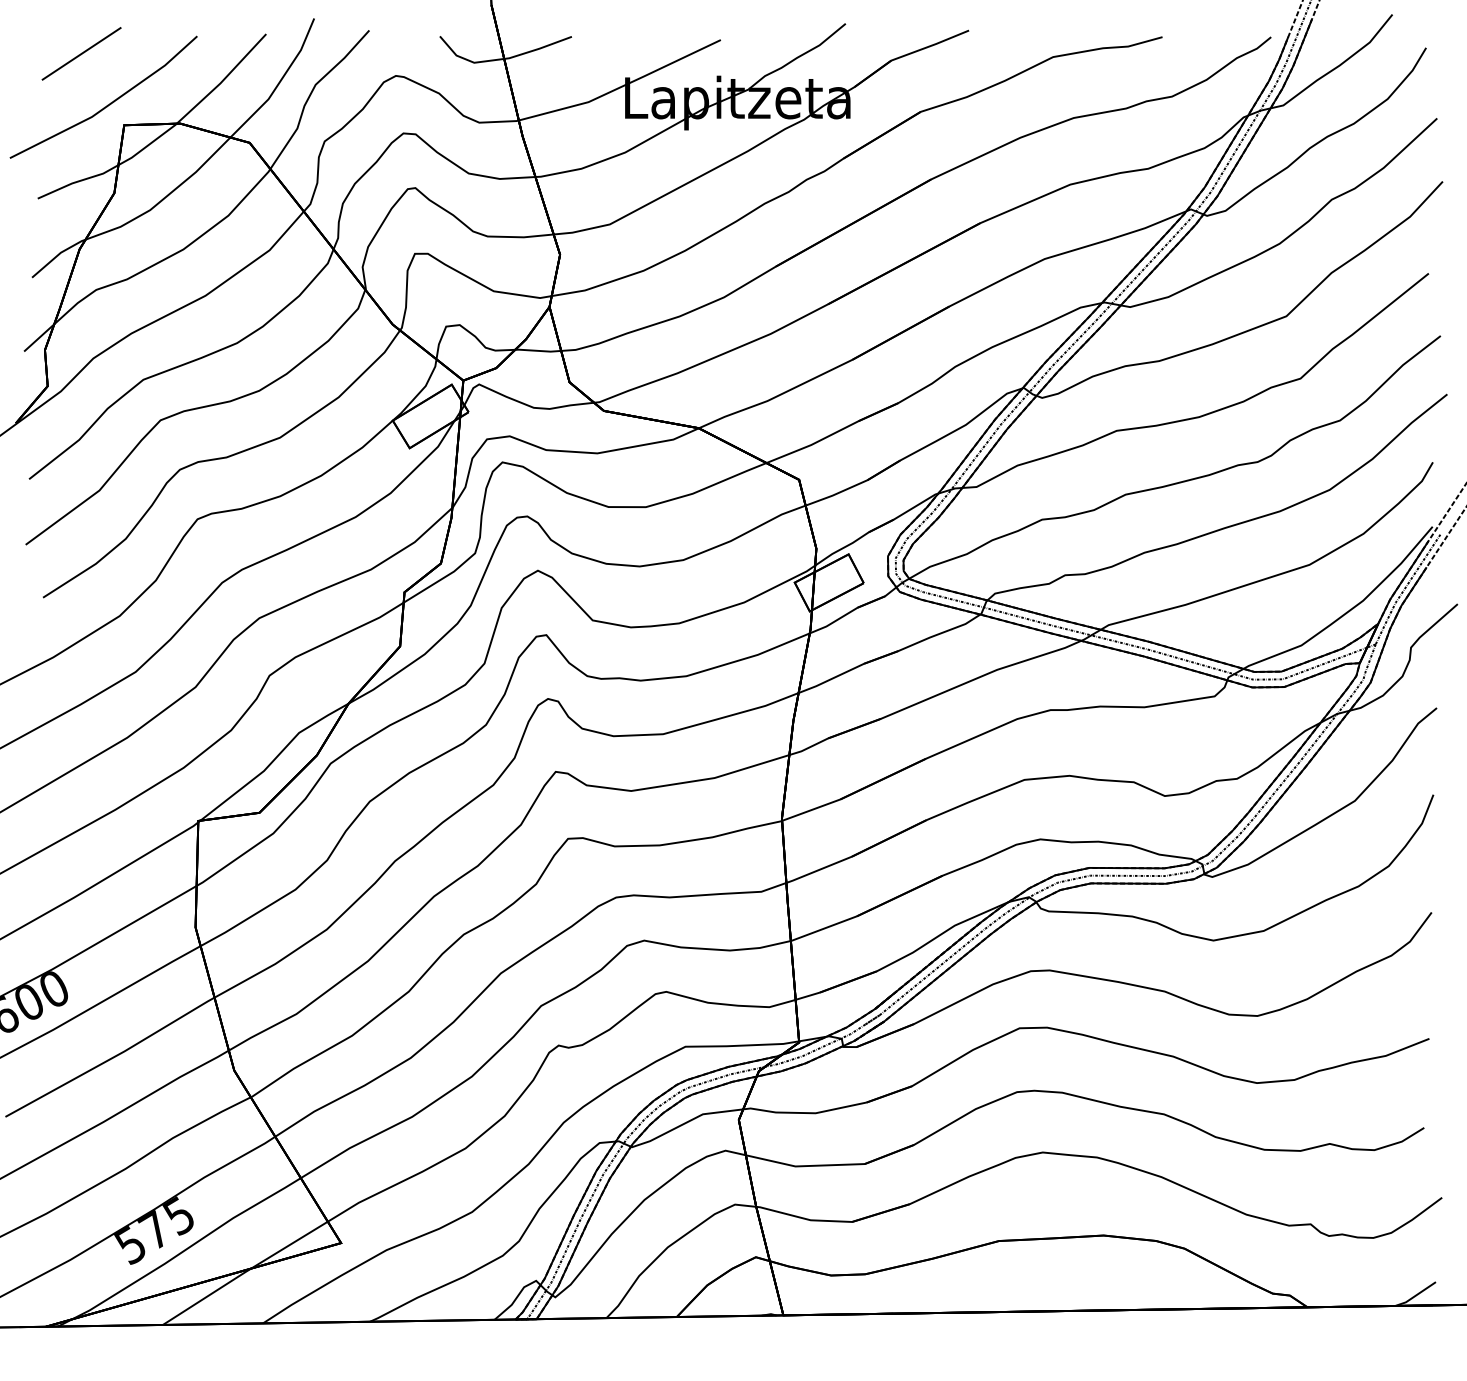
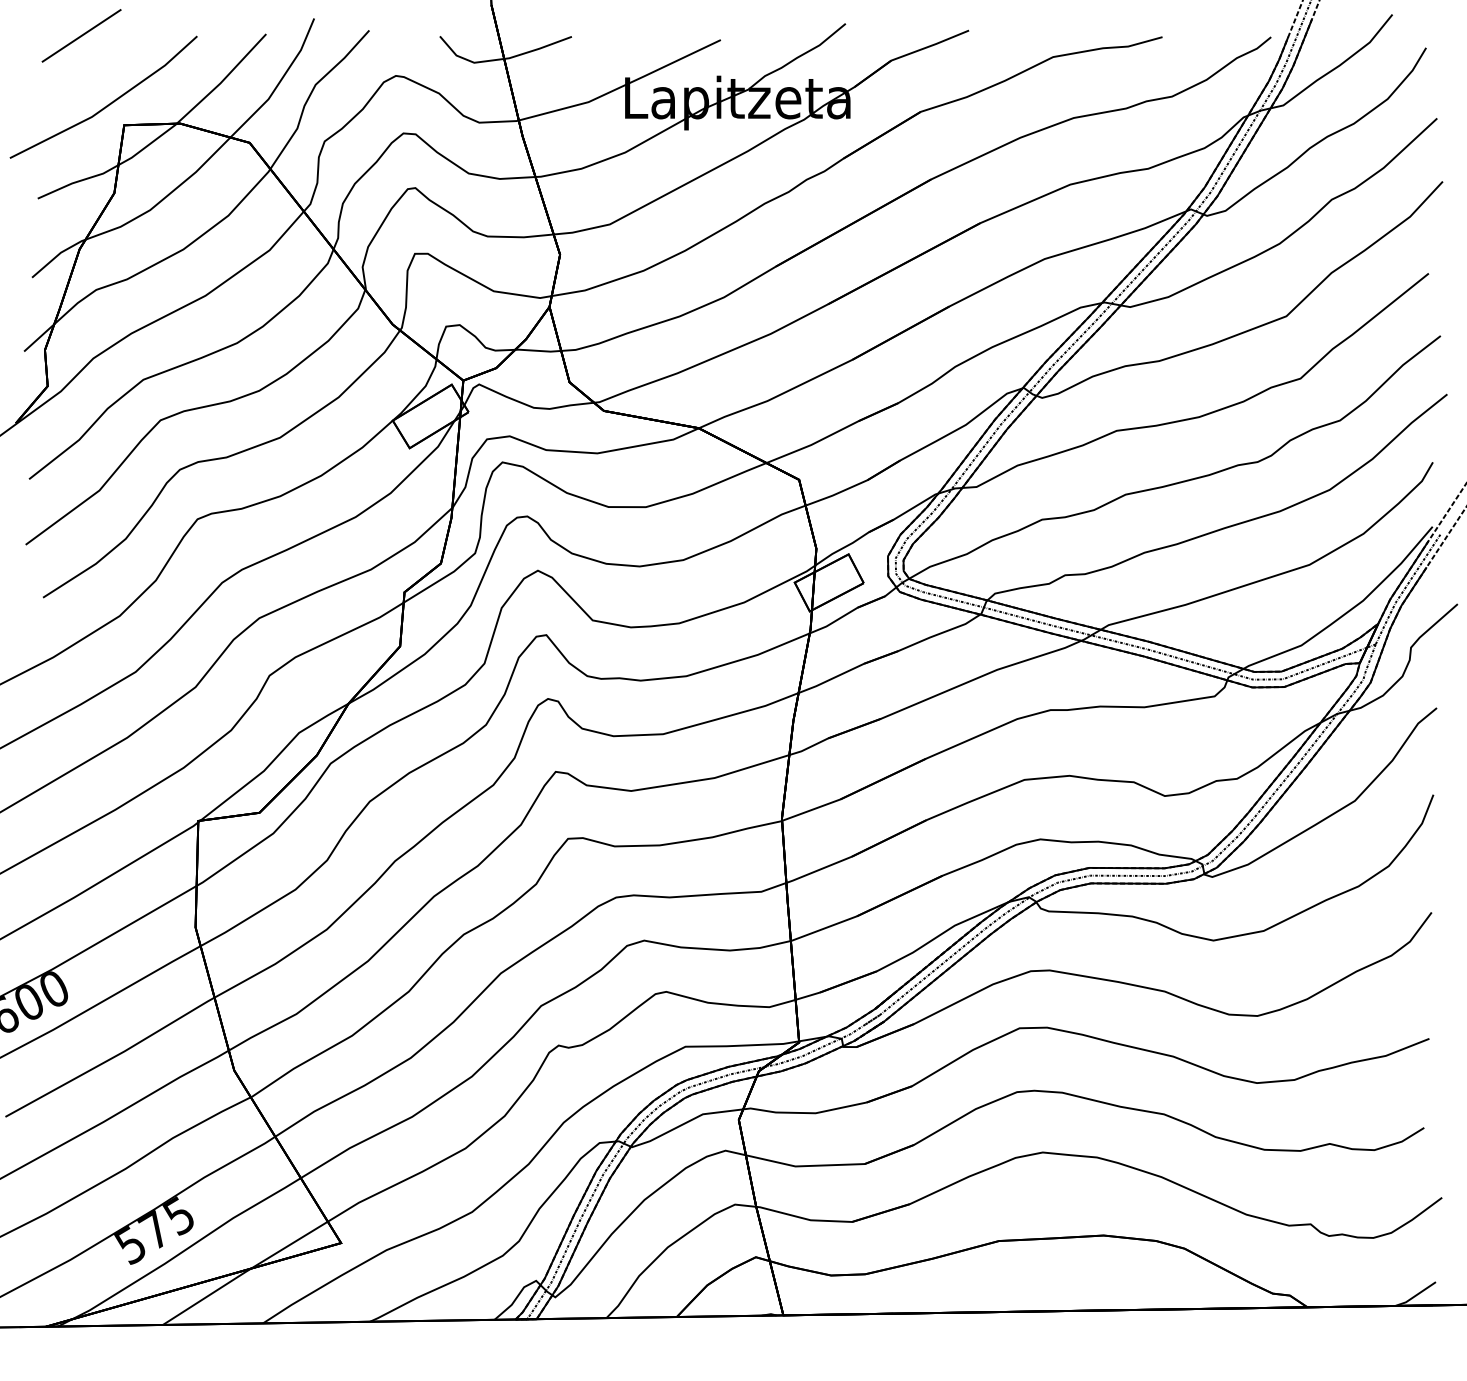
line position: (81, 53) -> (81, 35) (81, 35)
